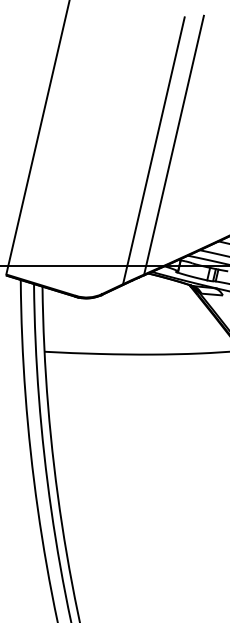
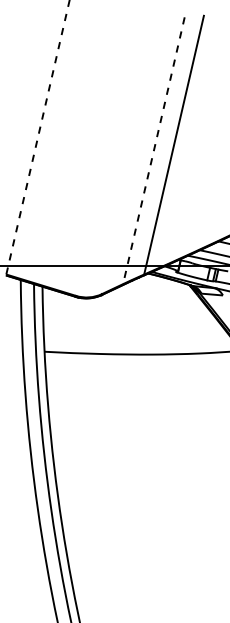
line: solid -> dashed (38, 137)
line: solid -> dashed (153, 150)
